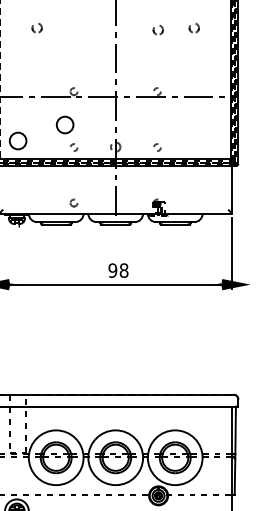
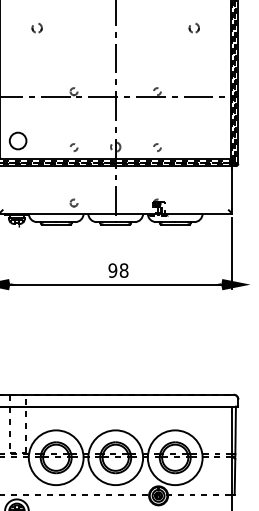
part: present -> none (157, 29)
line: dashed -> solid (0, 79)
circle: present -> none (64, 124)
